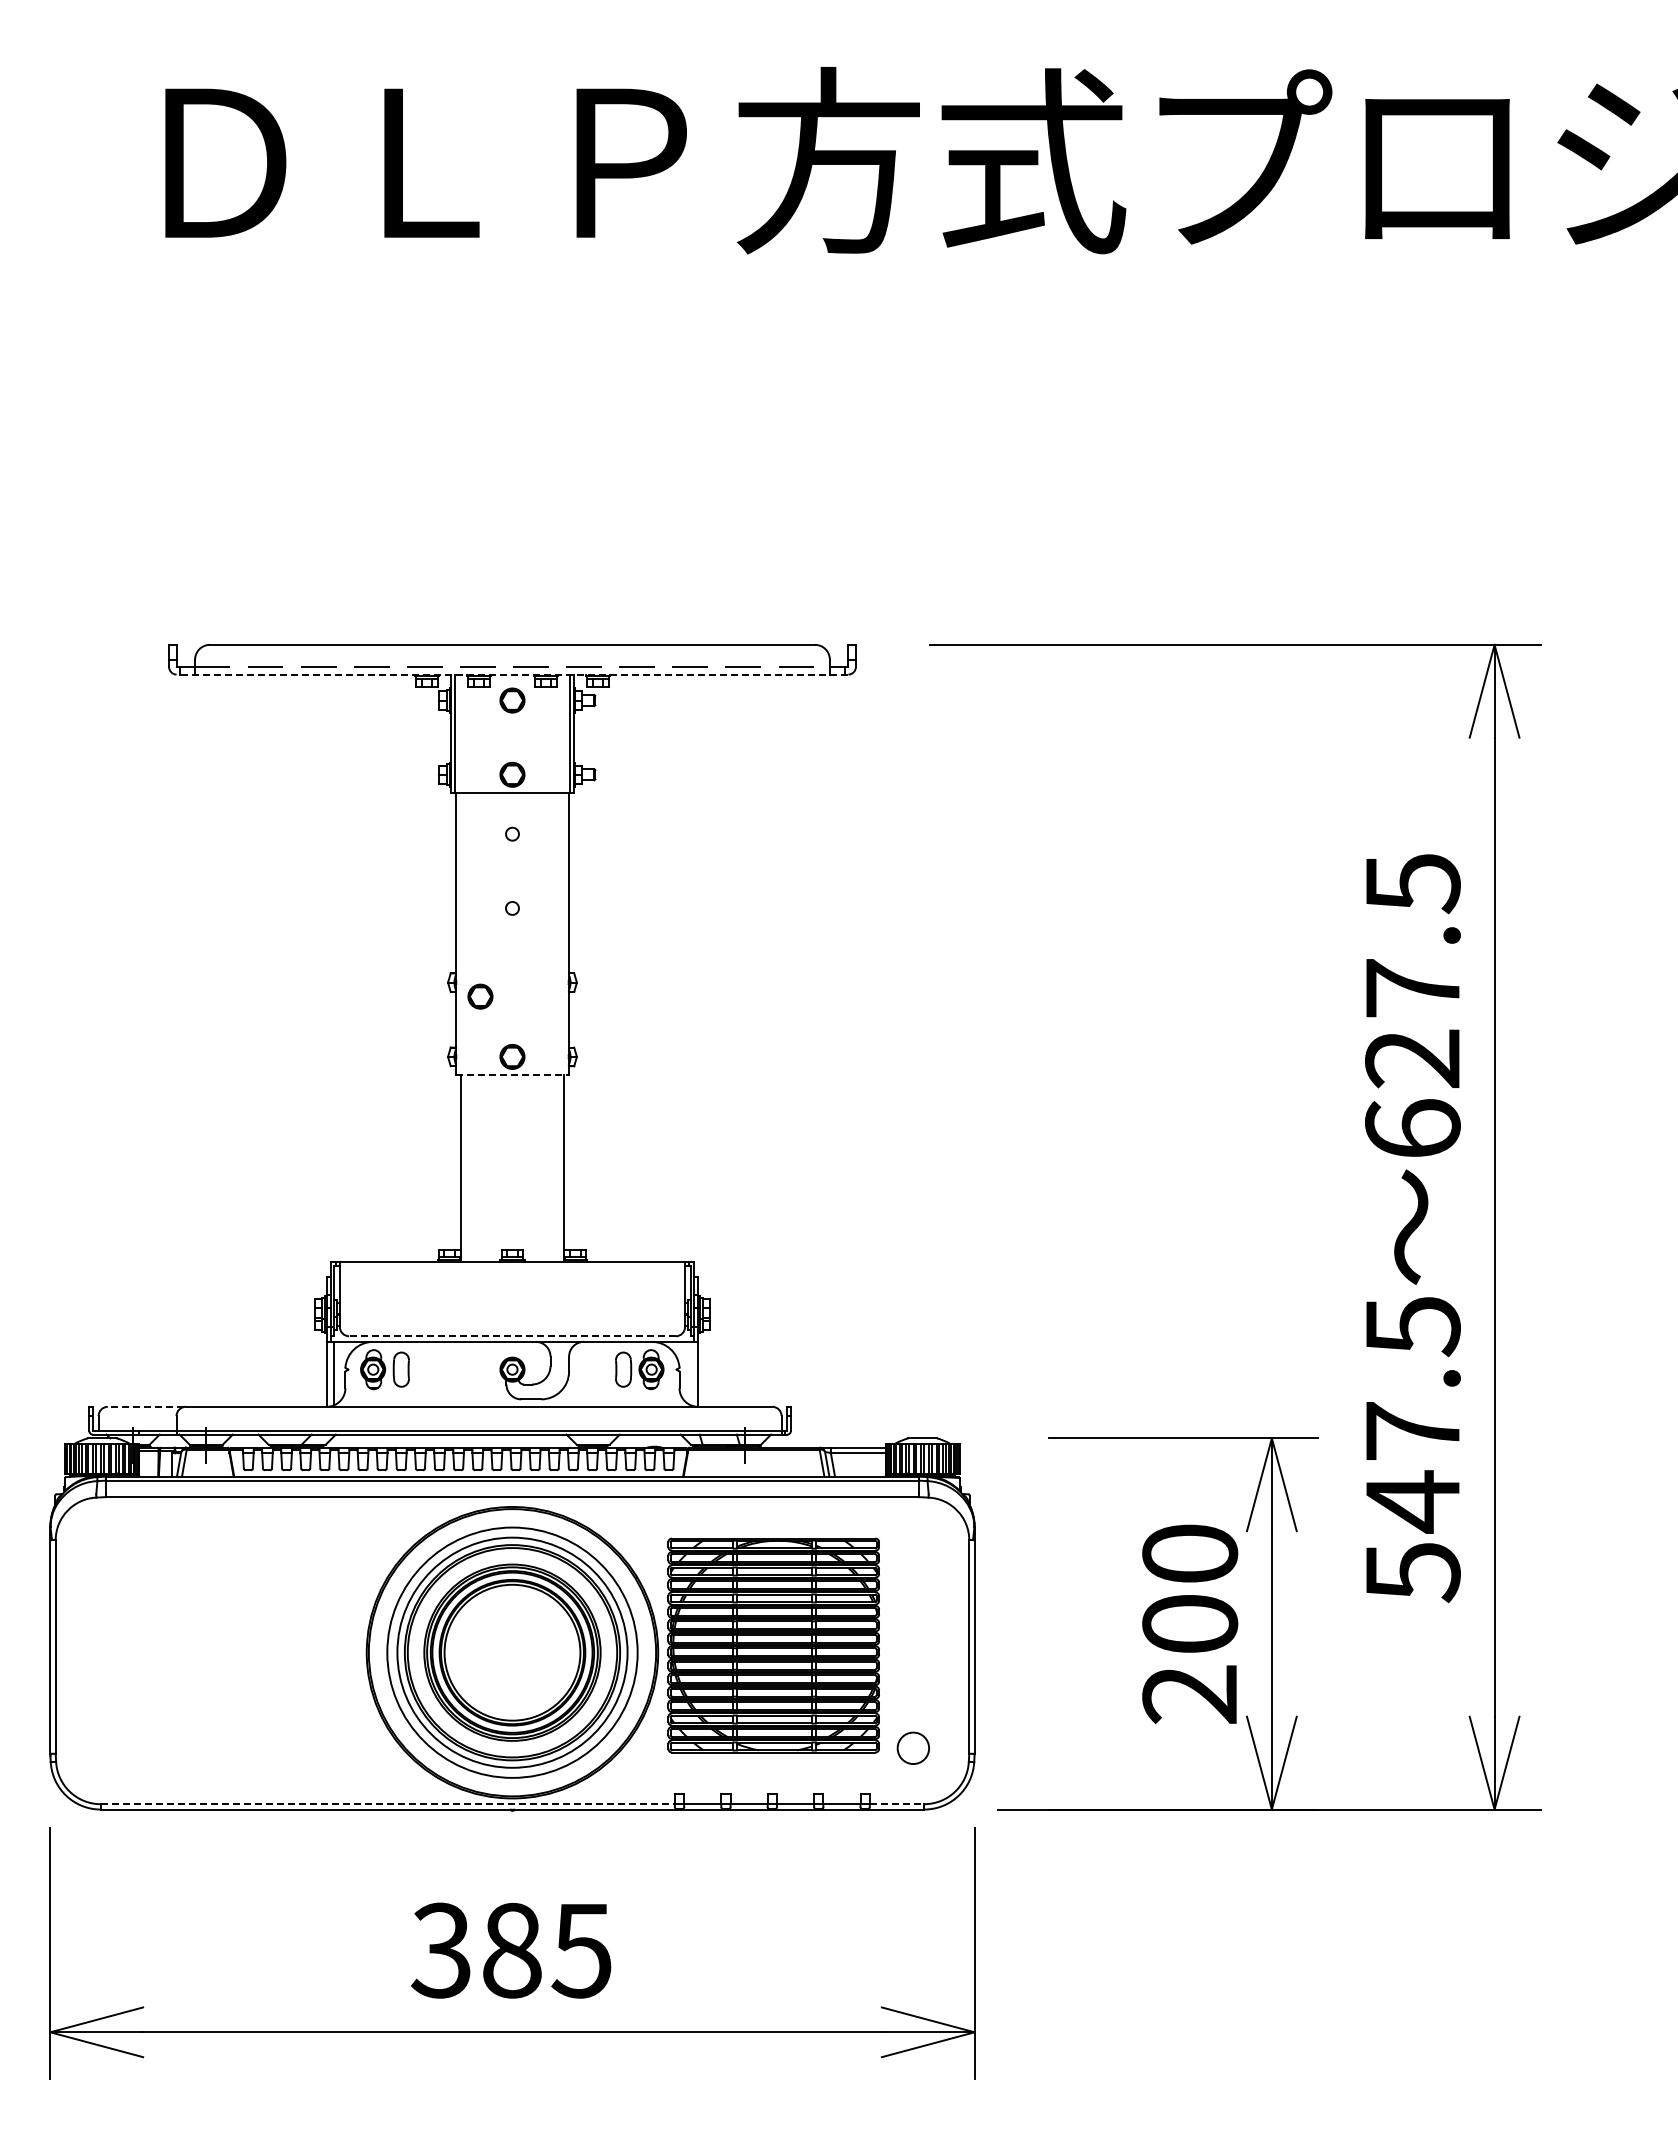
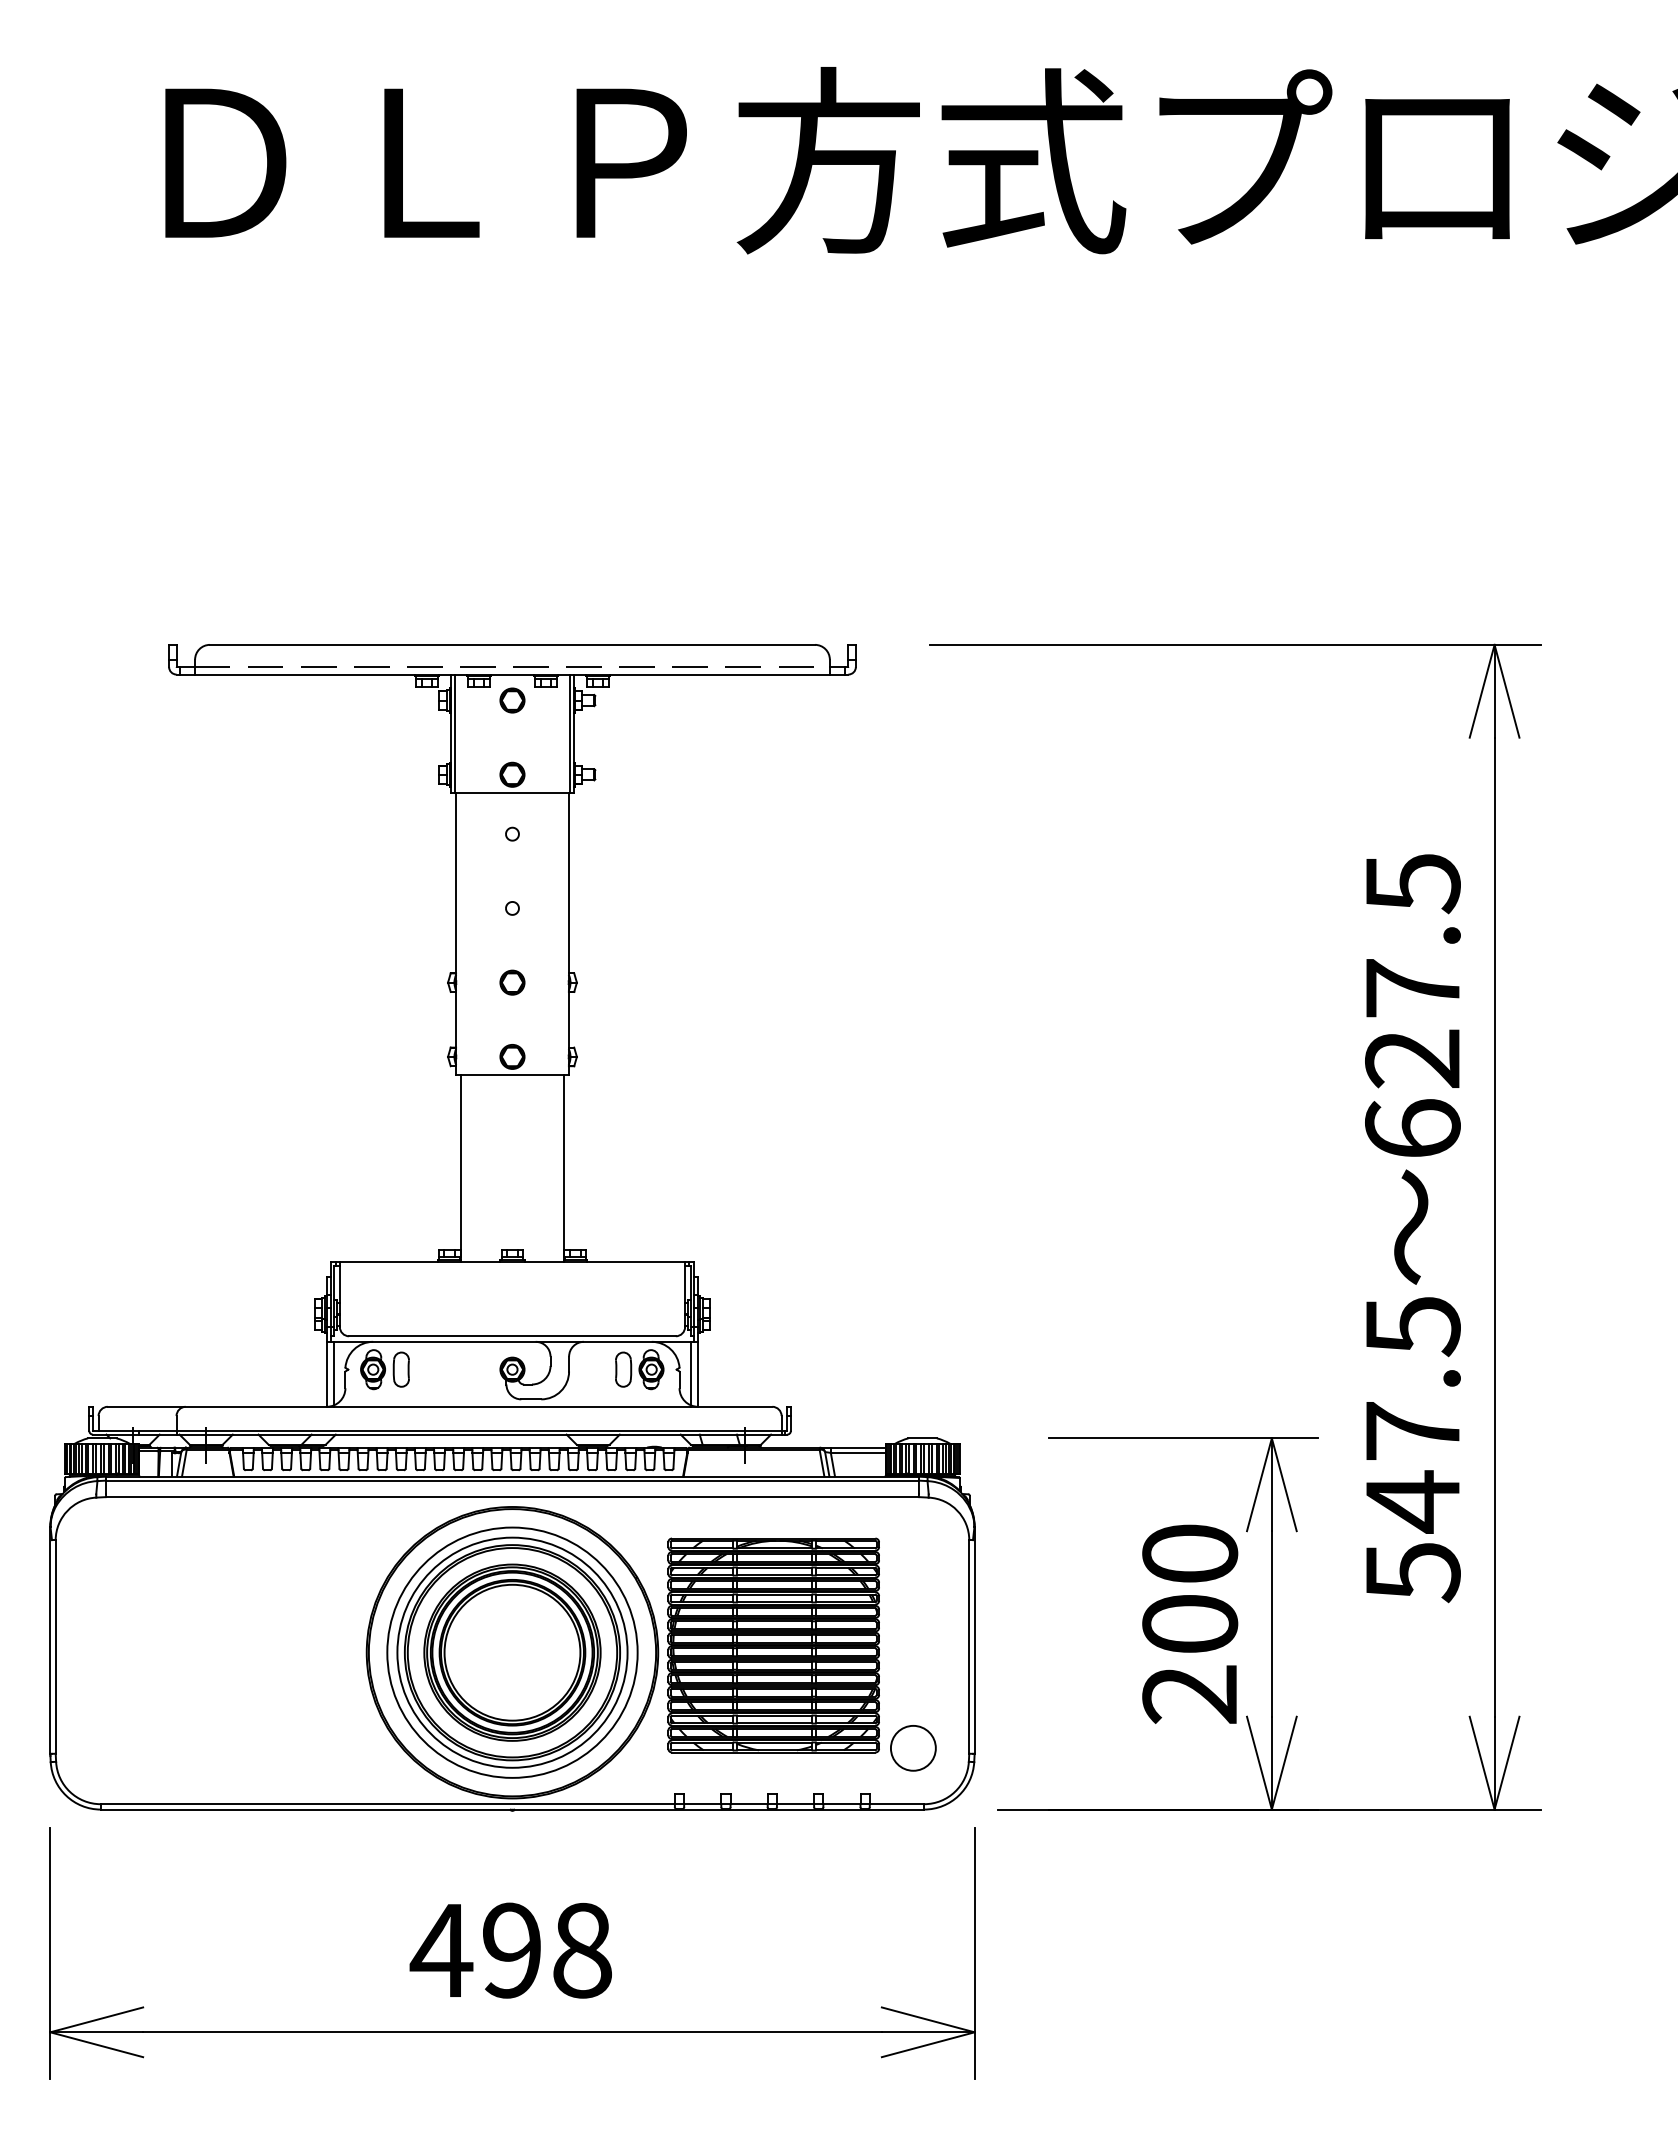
line: dashed -> solid (512, 674)
part position: (480, 996) -> (512, 982) (512, 982)
line: dashed -> solid (512, 1075)
line: dashed -> solid (511, 1336)
line: none -> present (690, 1373)
line: dashed -> solid (145, 1406)
circle diameter: 31 px -> 45 px (912, 1747)
line: dashed -> solid (388, 1804)
line: dashed -> solid (897, 1804)
text: 385 -> 498 (510, 1950)
